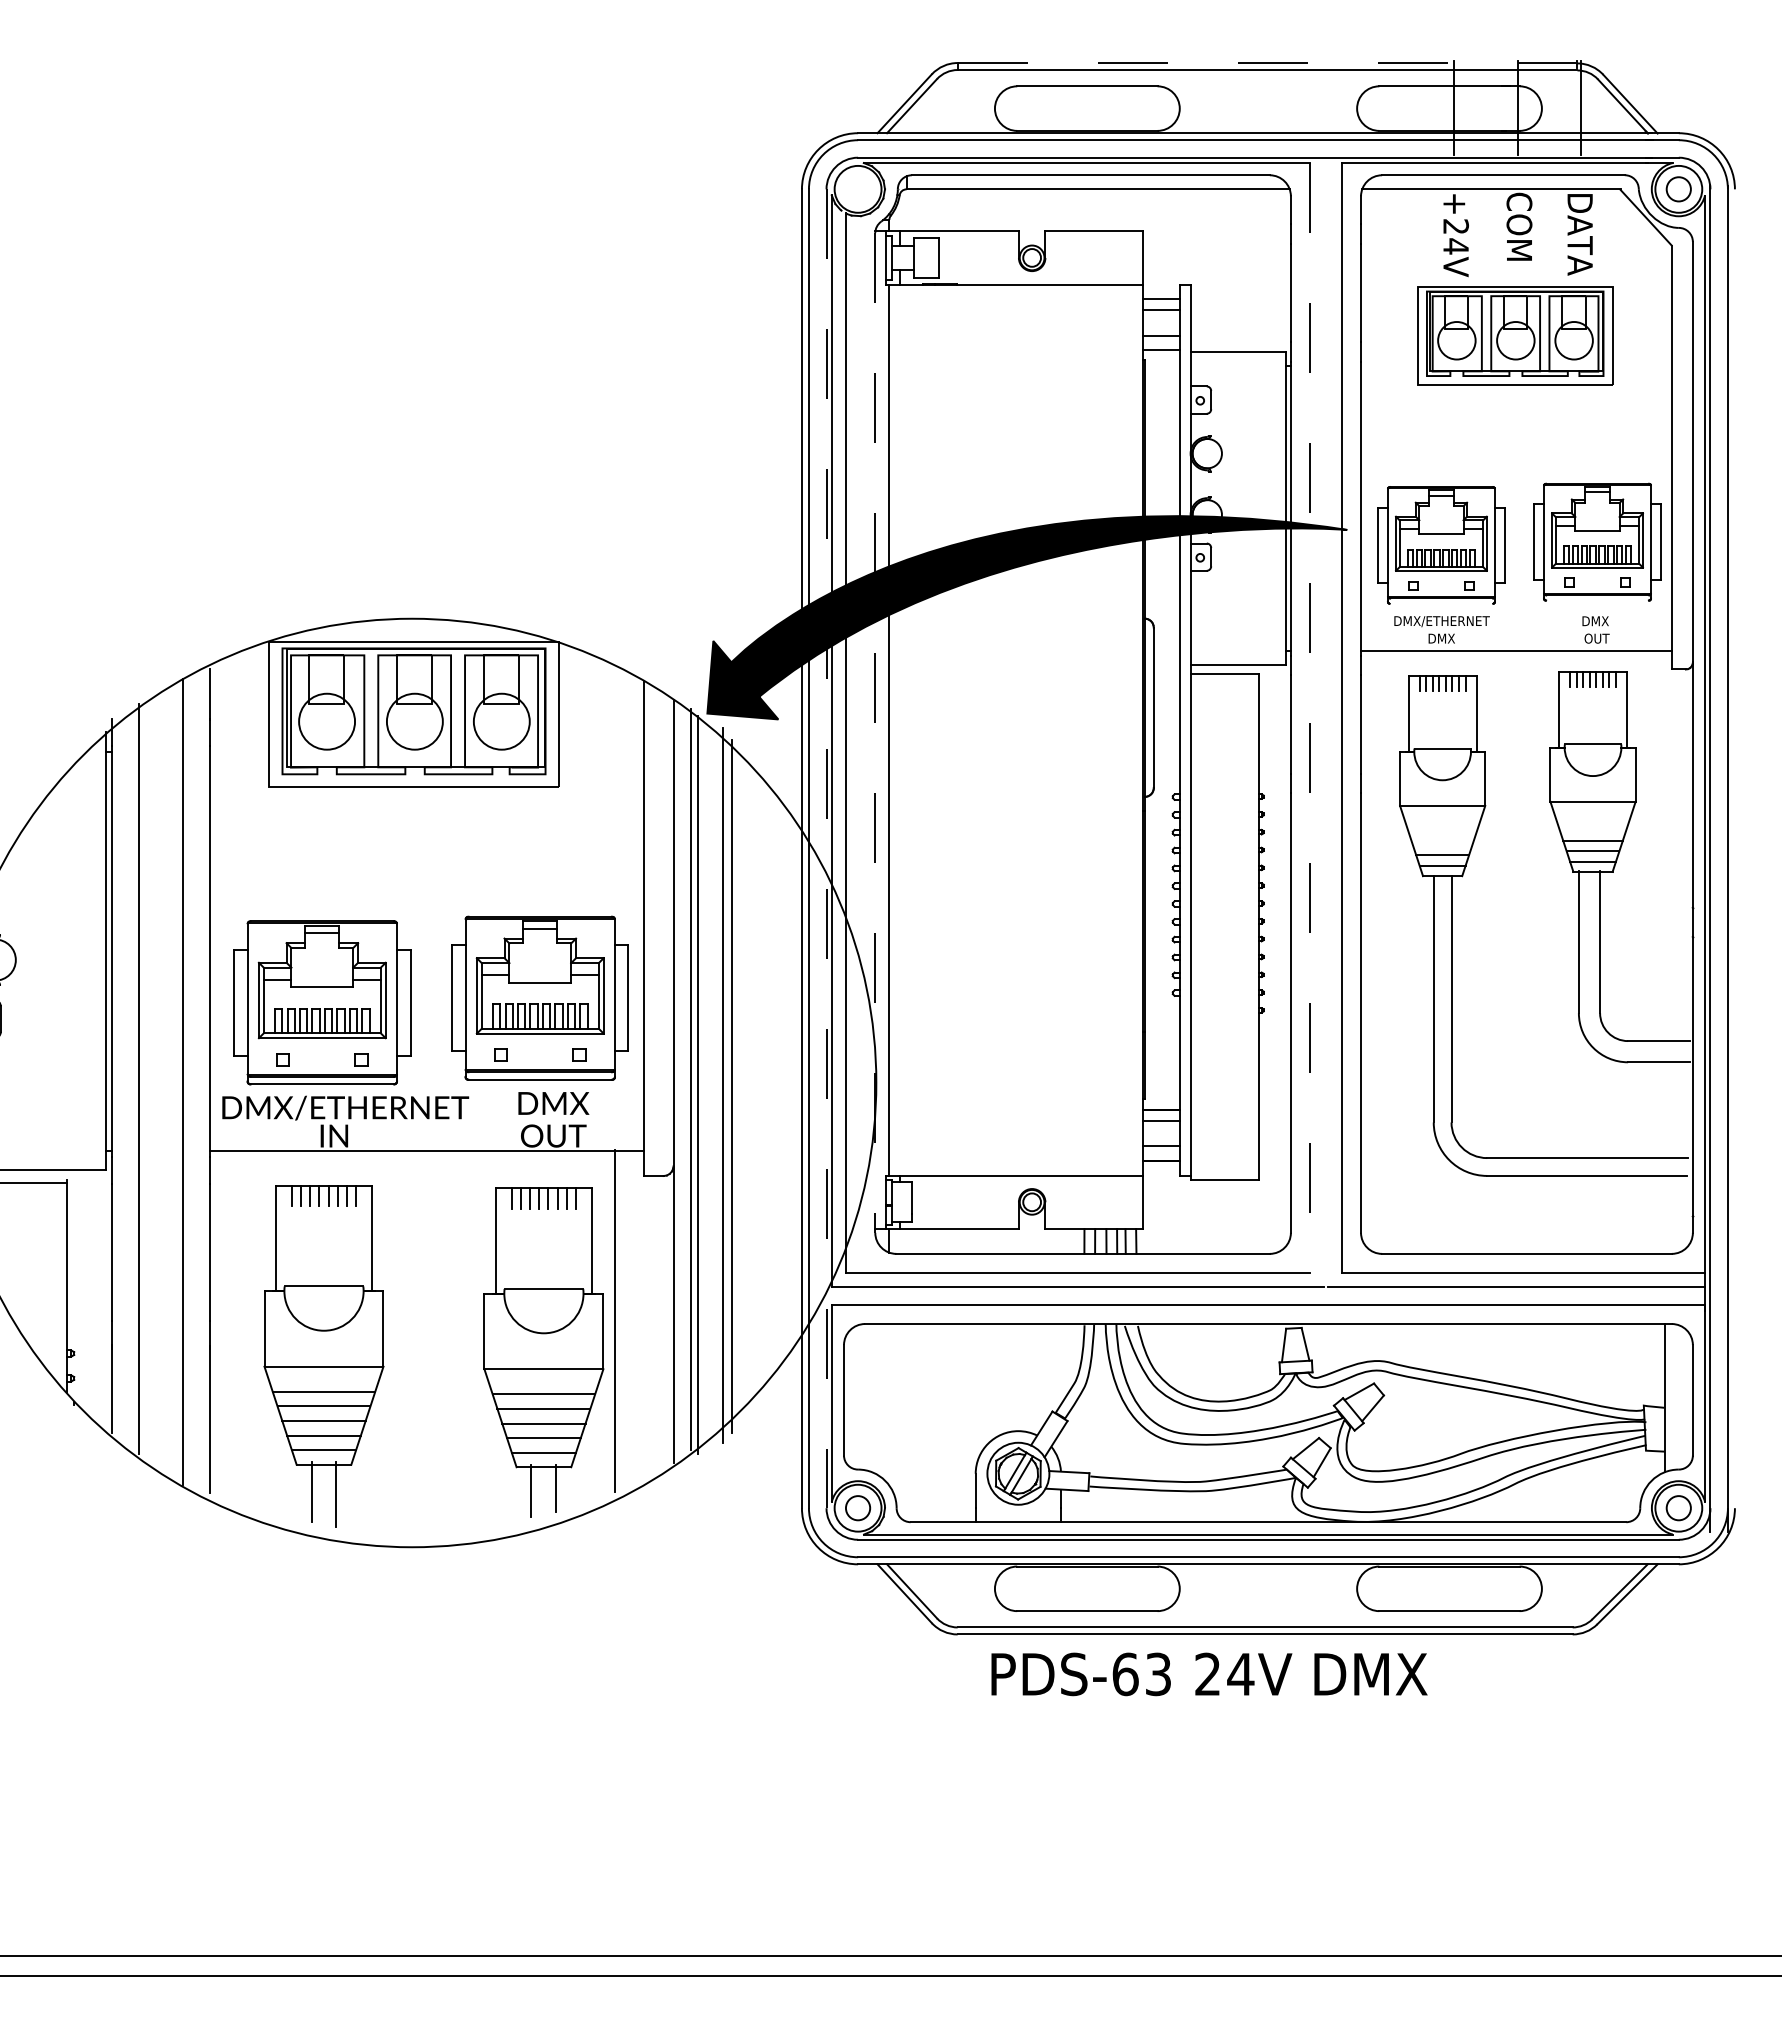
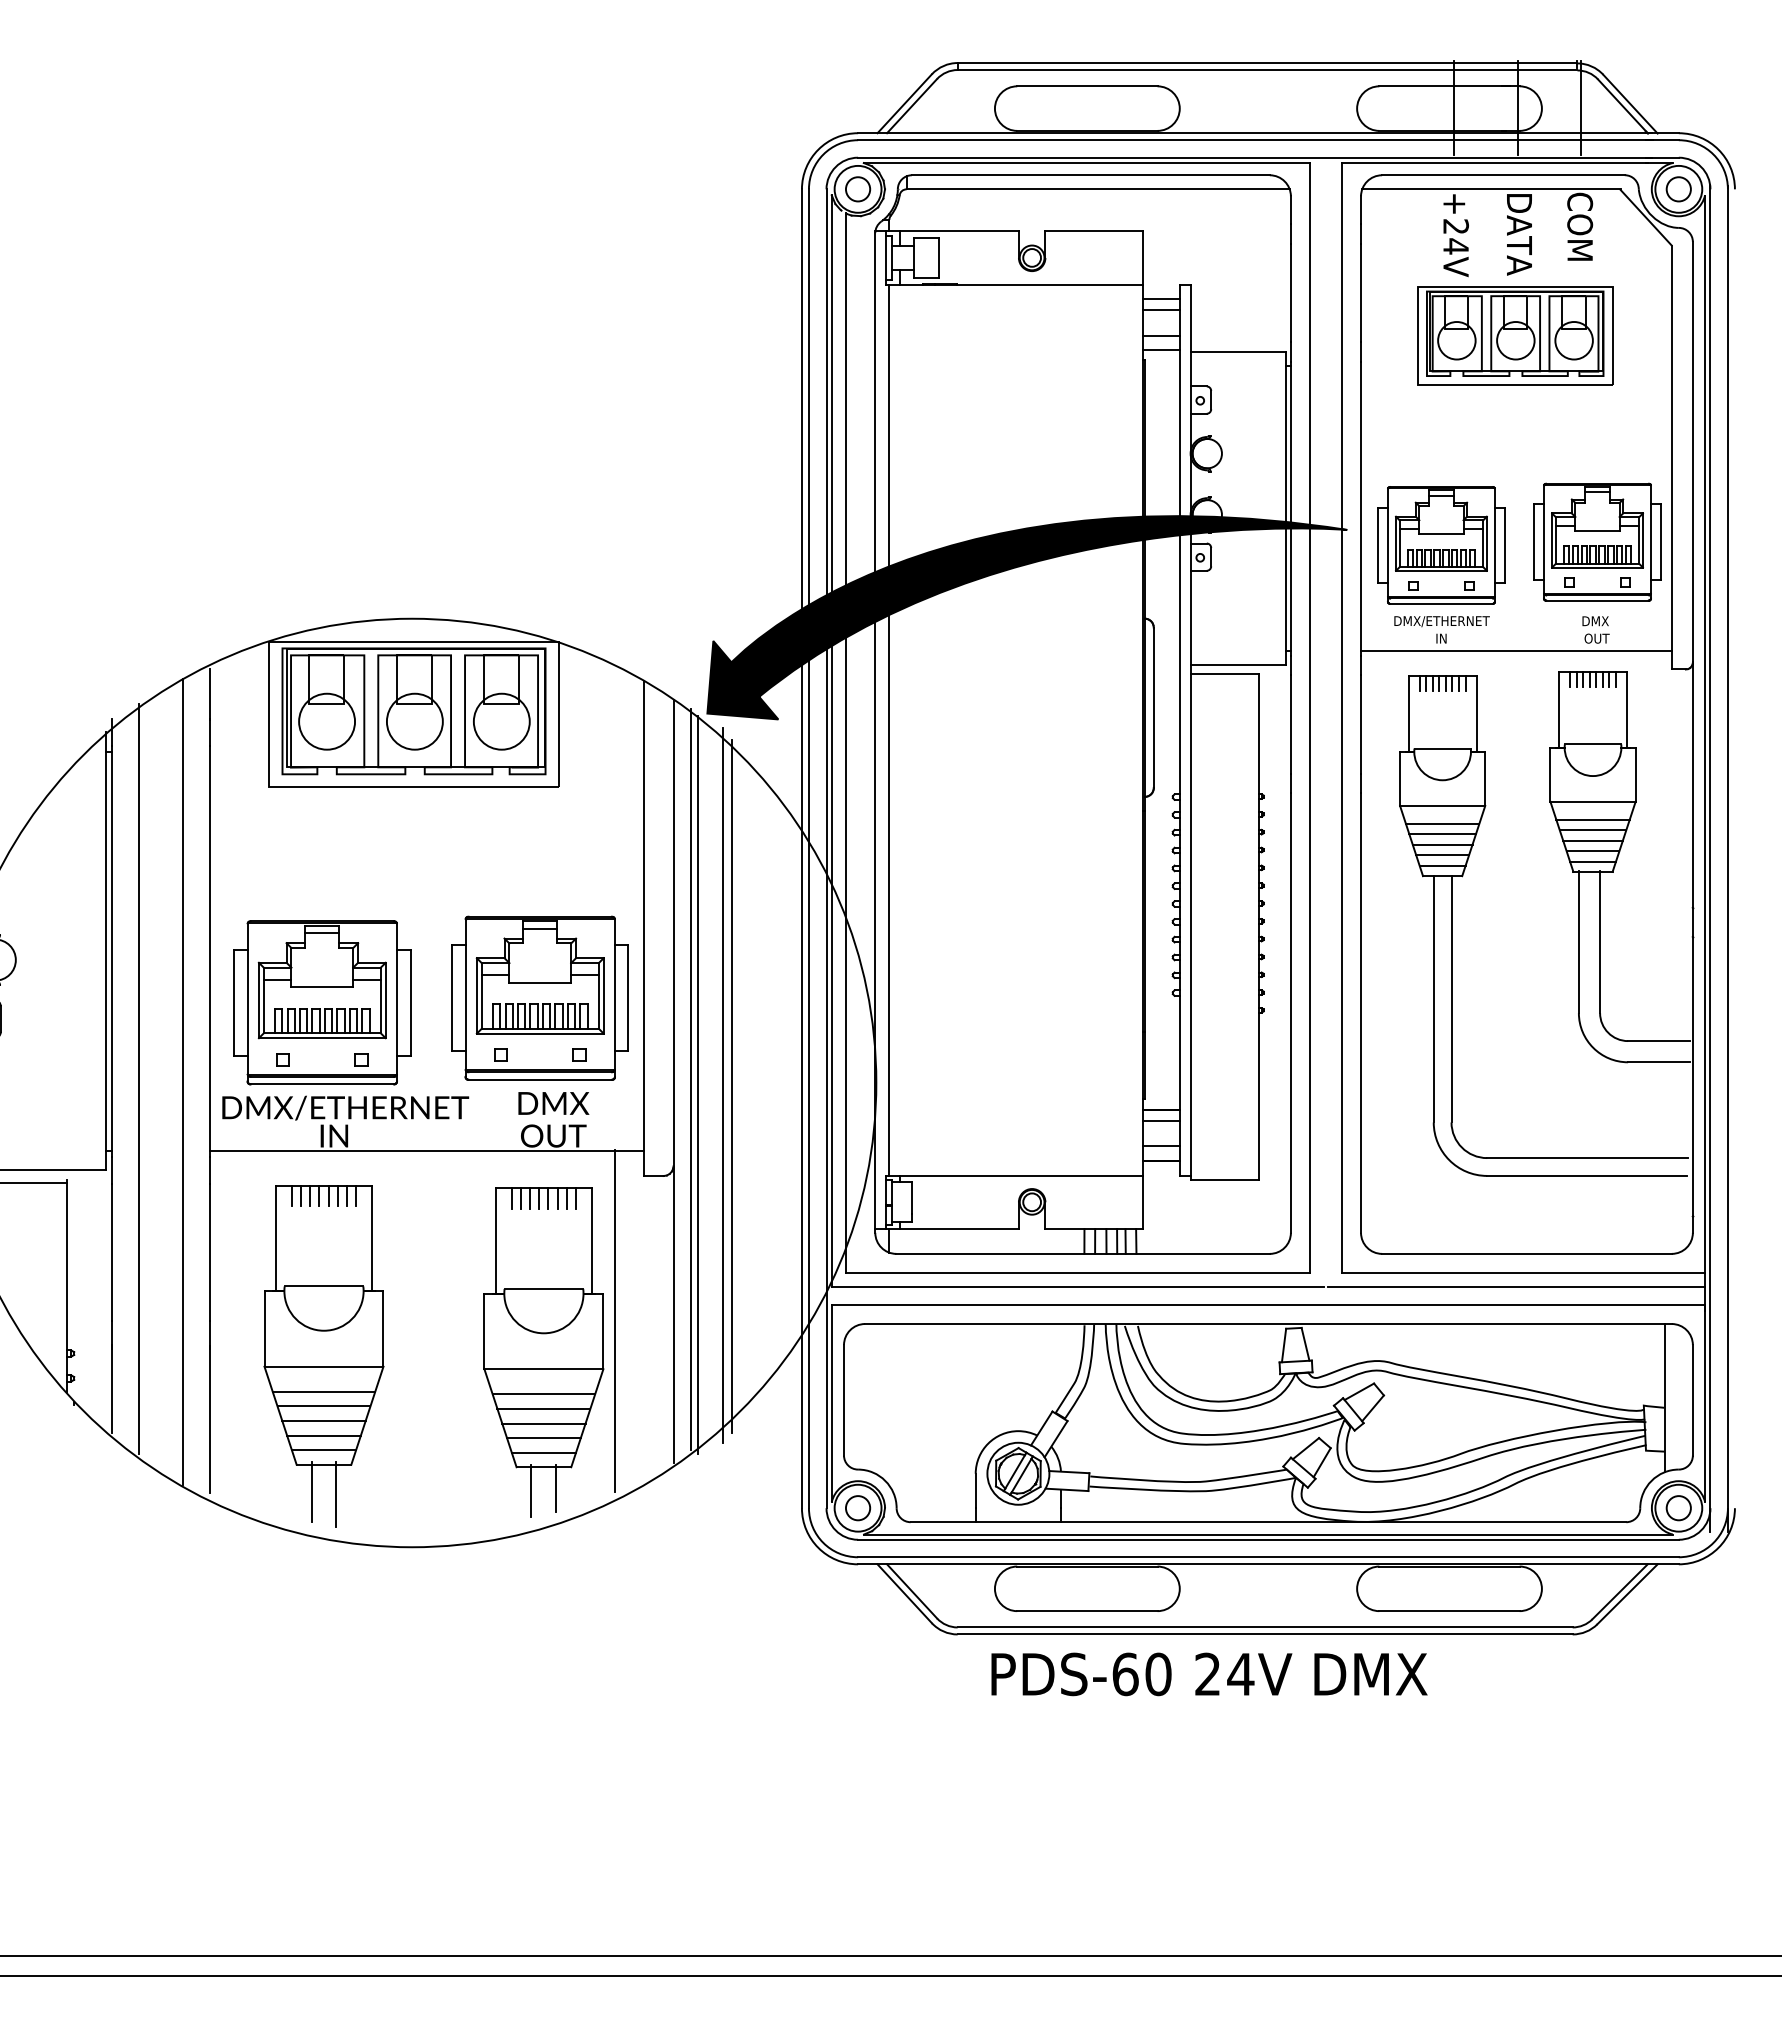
line: dashed -> solid (1267, 63)
circle: none -> present (858, 189)
text: COM -> DATA (1519, 233)
text: DATA -> COM (1580, 233)
line: none -> present (1597, 600)
line: none -> present (1441, 603)
text: DMX -> IN (1441, 638)
line: dashed -> solid (1310, 718)
line: dashed -> solid (875, 732)
line: none -> present (1592, 819)
line: none -> present (1442, 823)
line: none -> present (1592, 830)
line: none -> present (1442, 834)
line: none -> present (1442, 844)
line: dashed -> solid (826, 849)
text: PDS-63 -> PDS-60 (1158, 1674)
